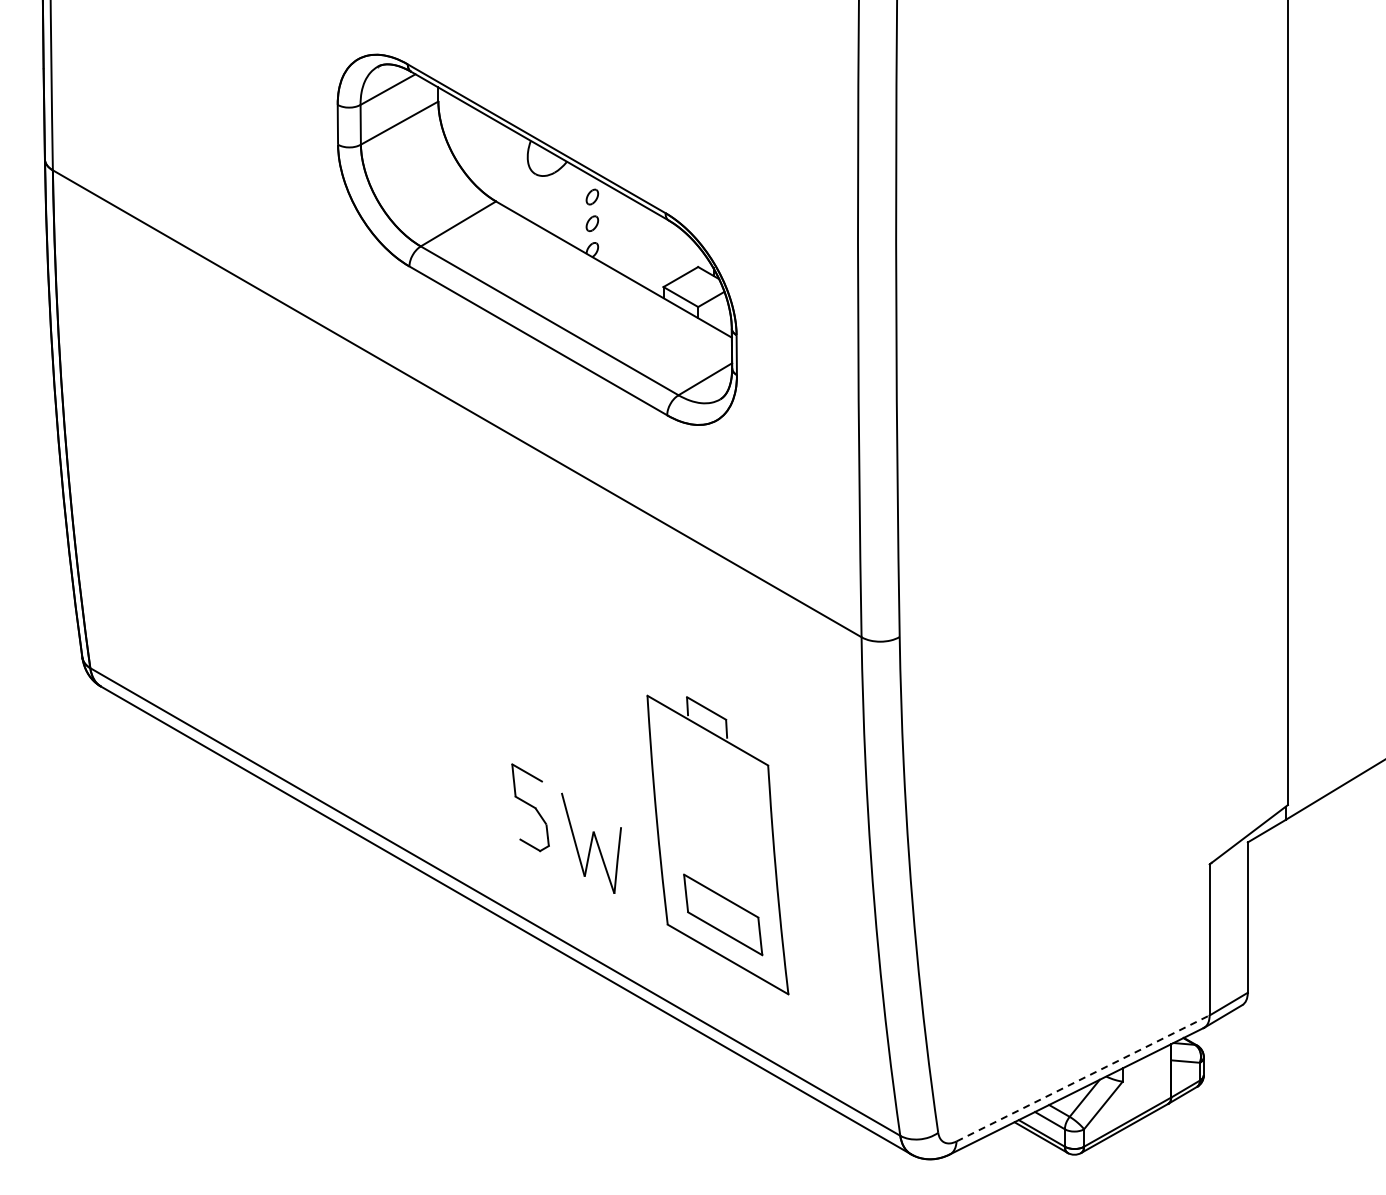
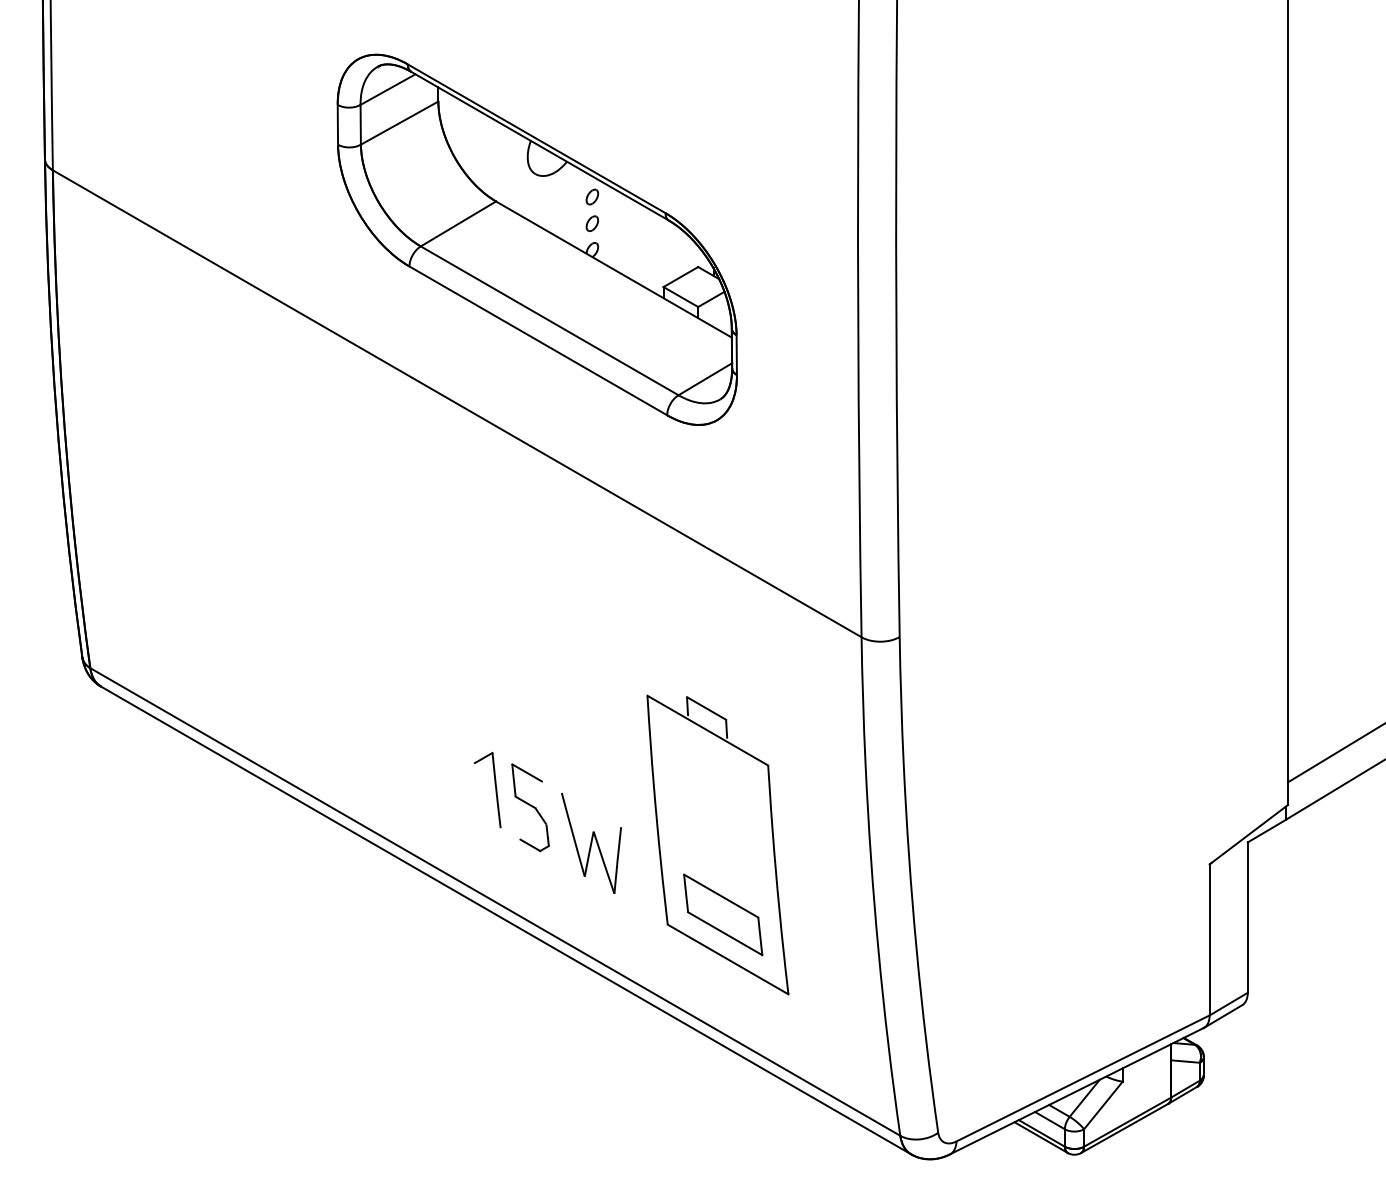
line: none -> present (1334, 753)
part: none -> present (495, 789)
line: dashed -> solid (1083, 1078)
